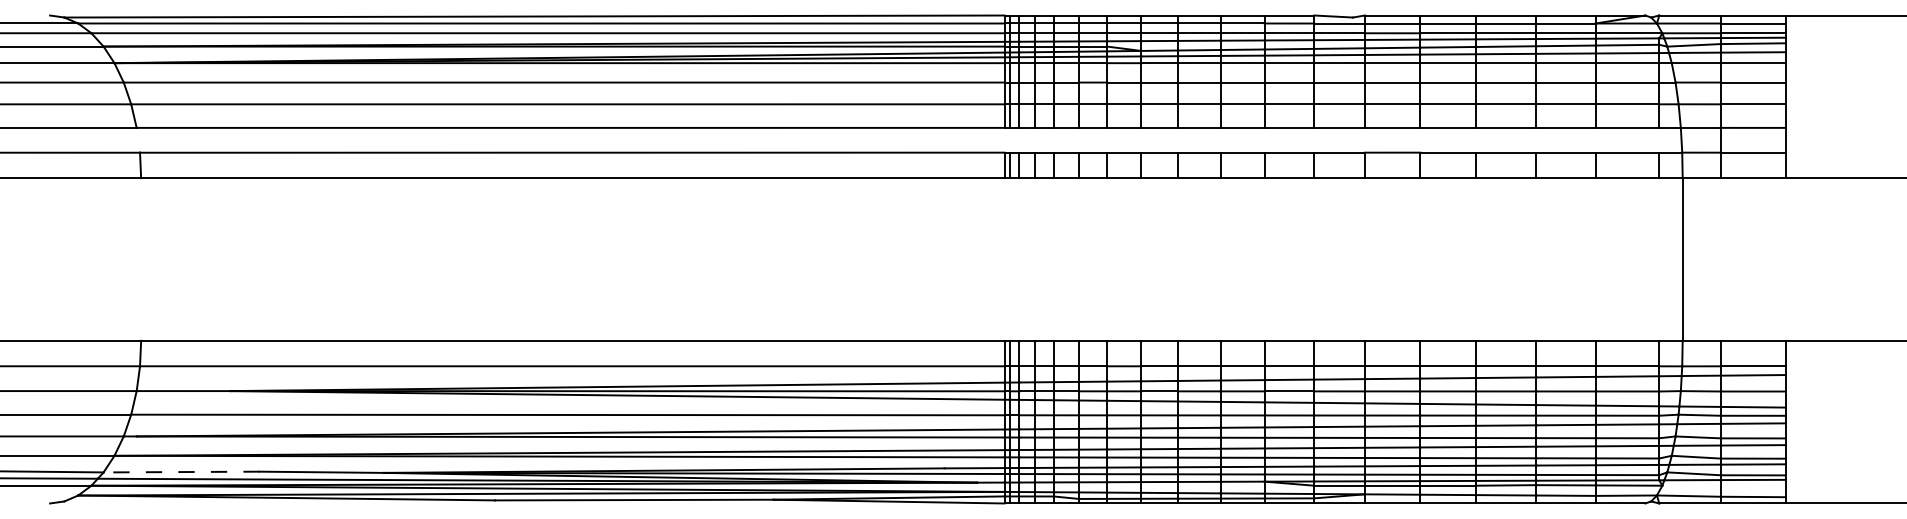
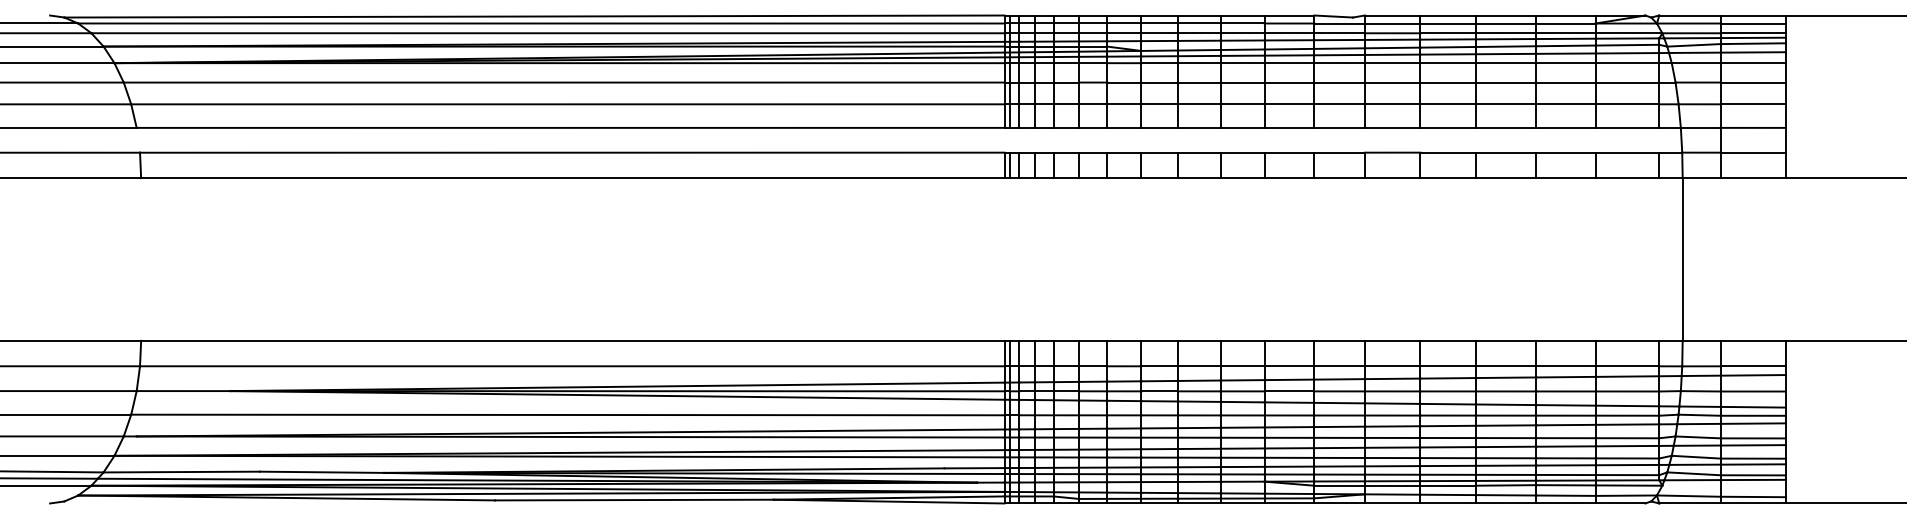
line: dashed -> solid (181, 472)
